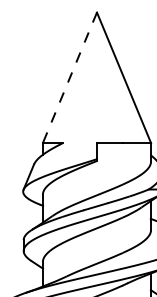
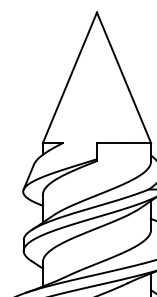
line: dashed -> solid (69, 77)
